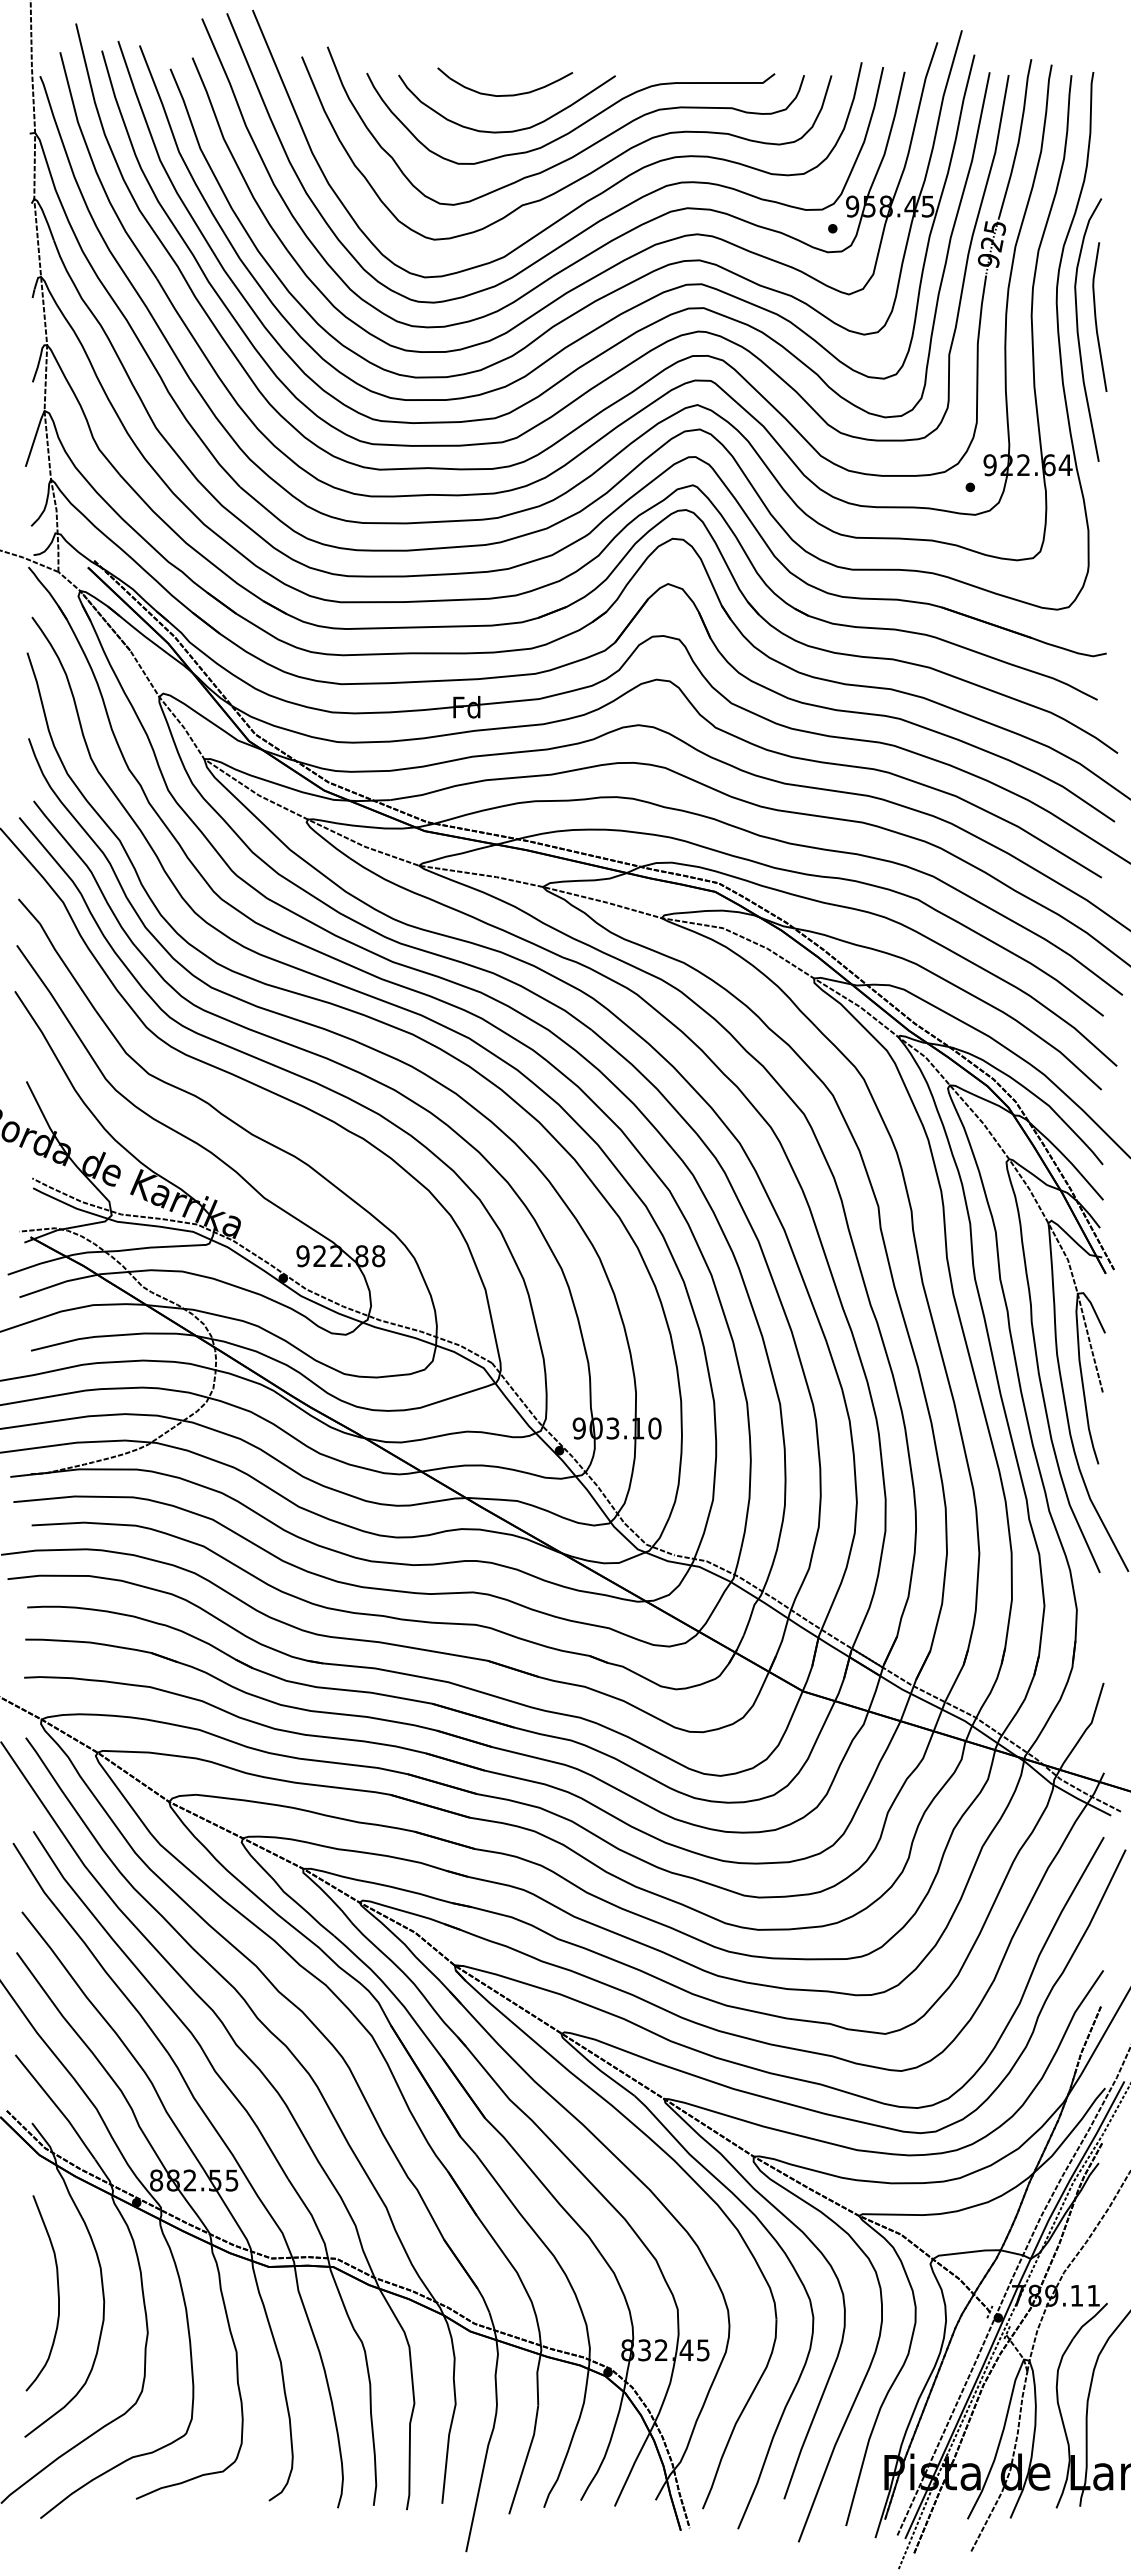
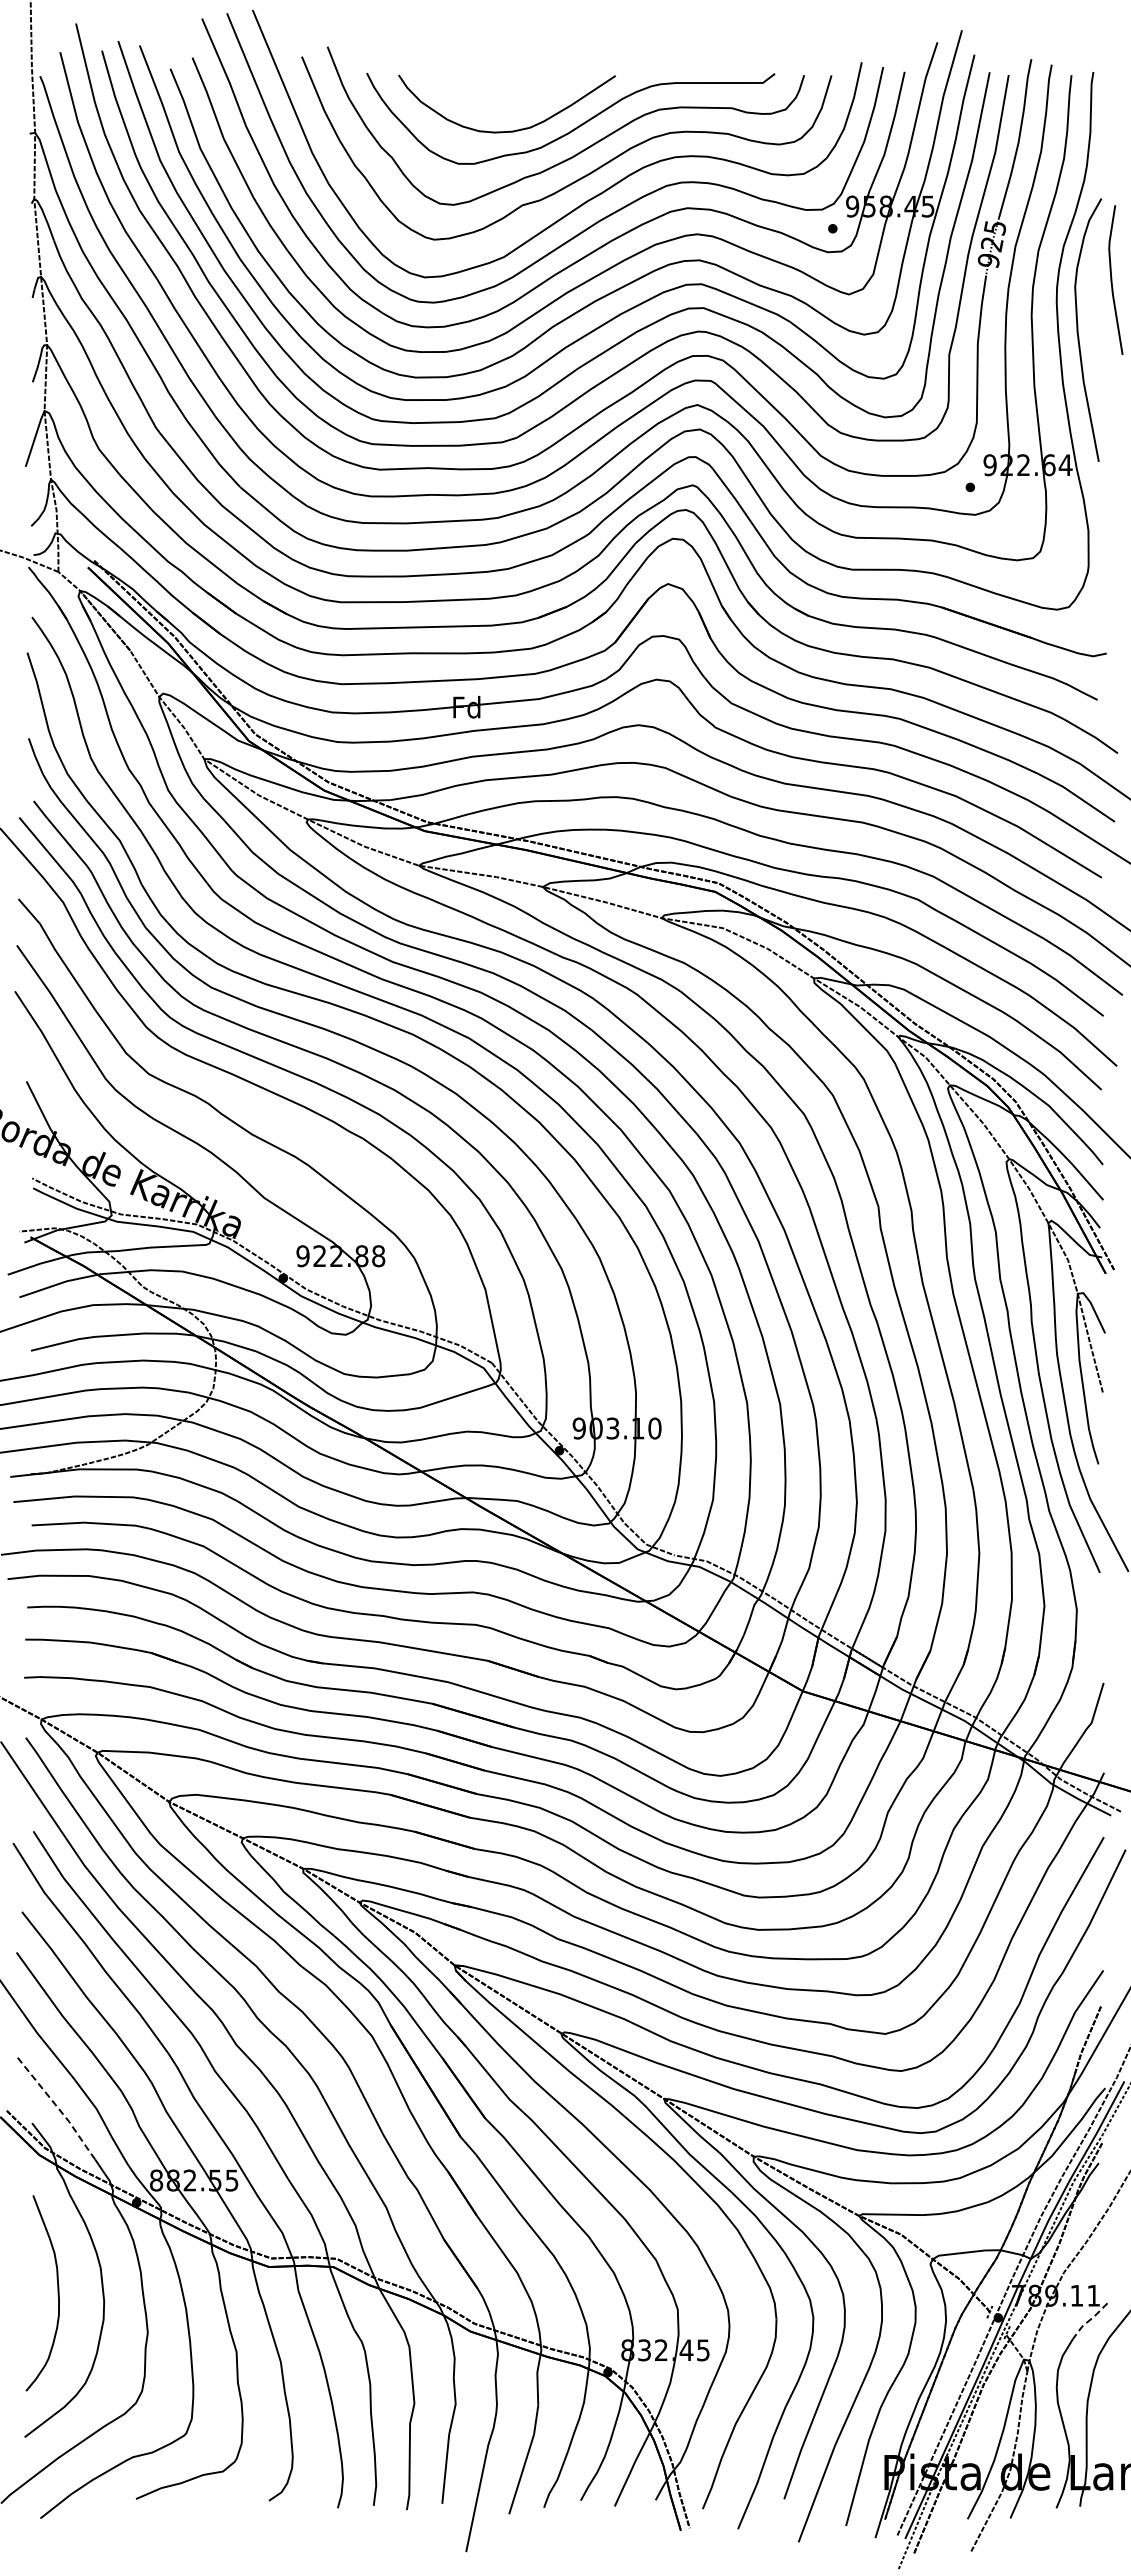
part: present -> none (505, 94)
curve position: (1096, 316) -> (1112, 279) (1112, 279)
line: solid -> dashed (57, 2106)
line: solid -> dashed (1089, 2320)
